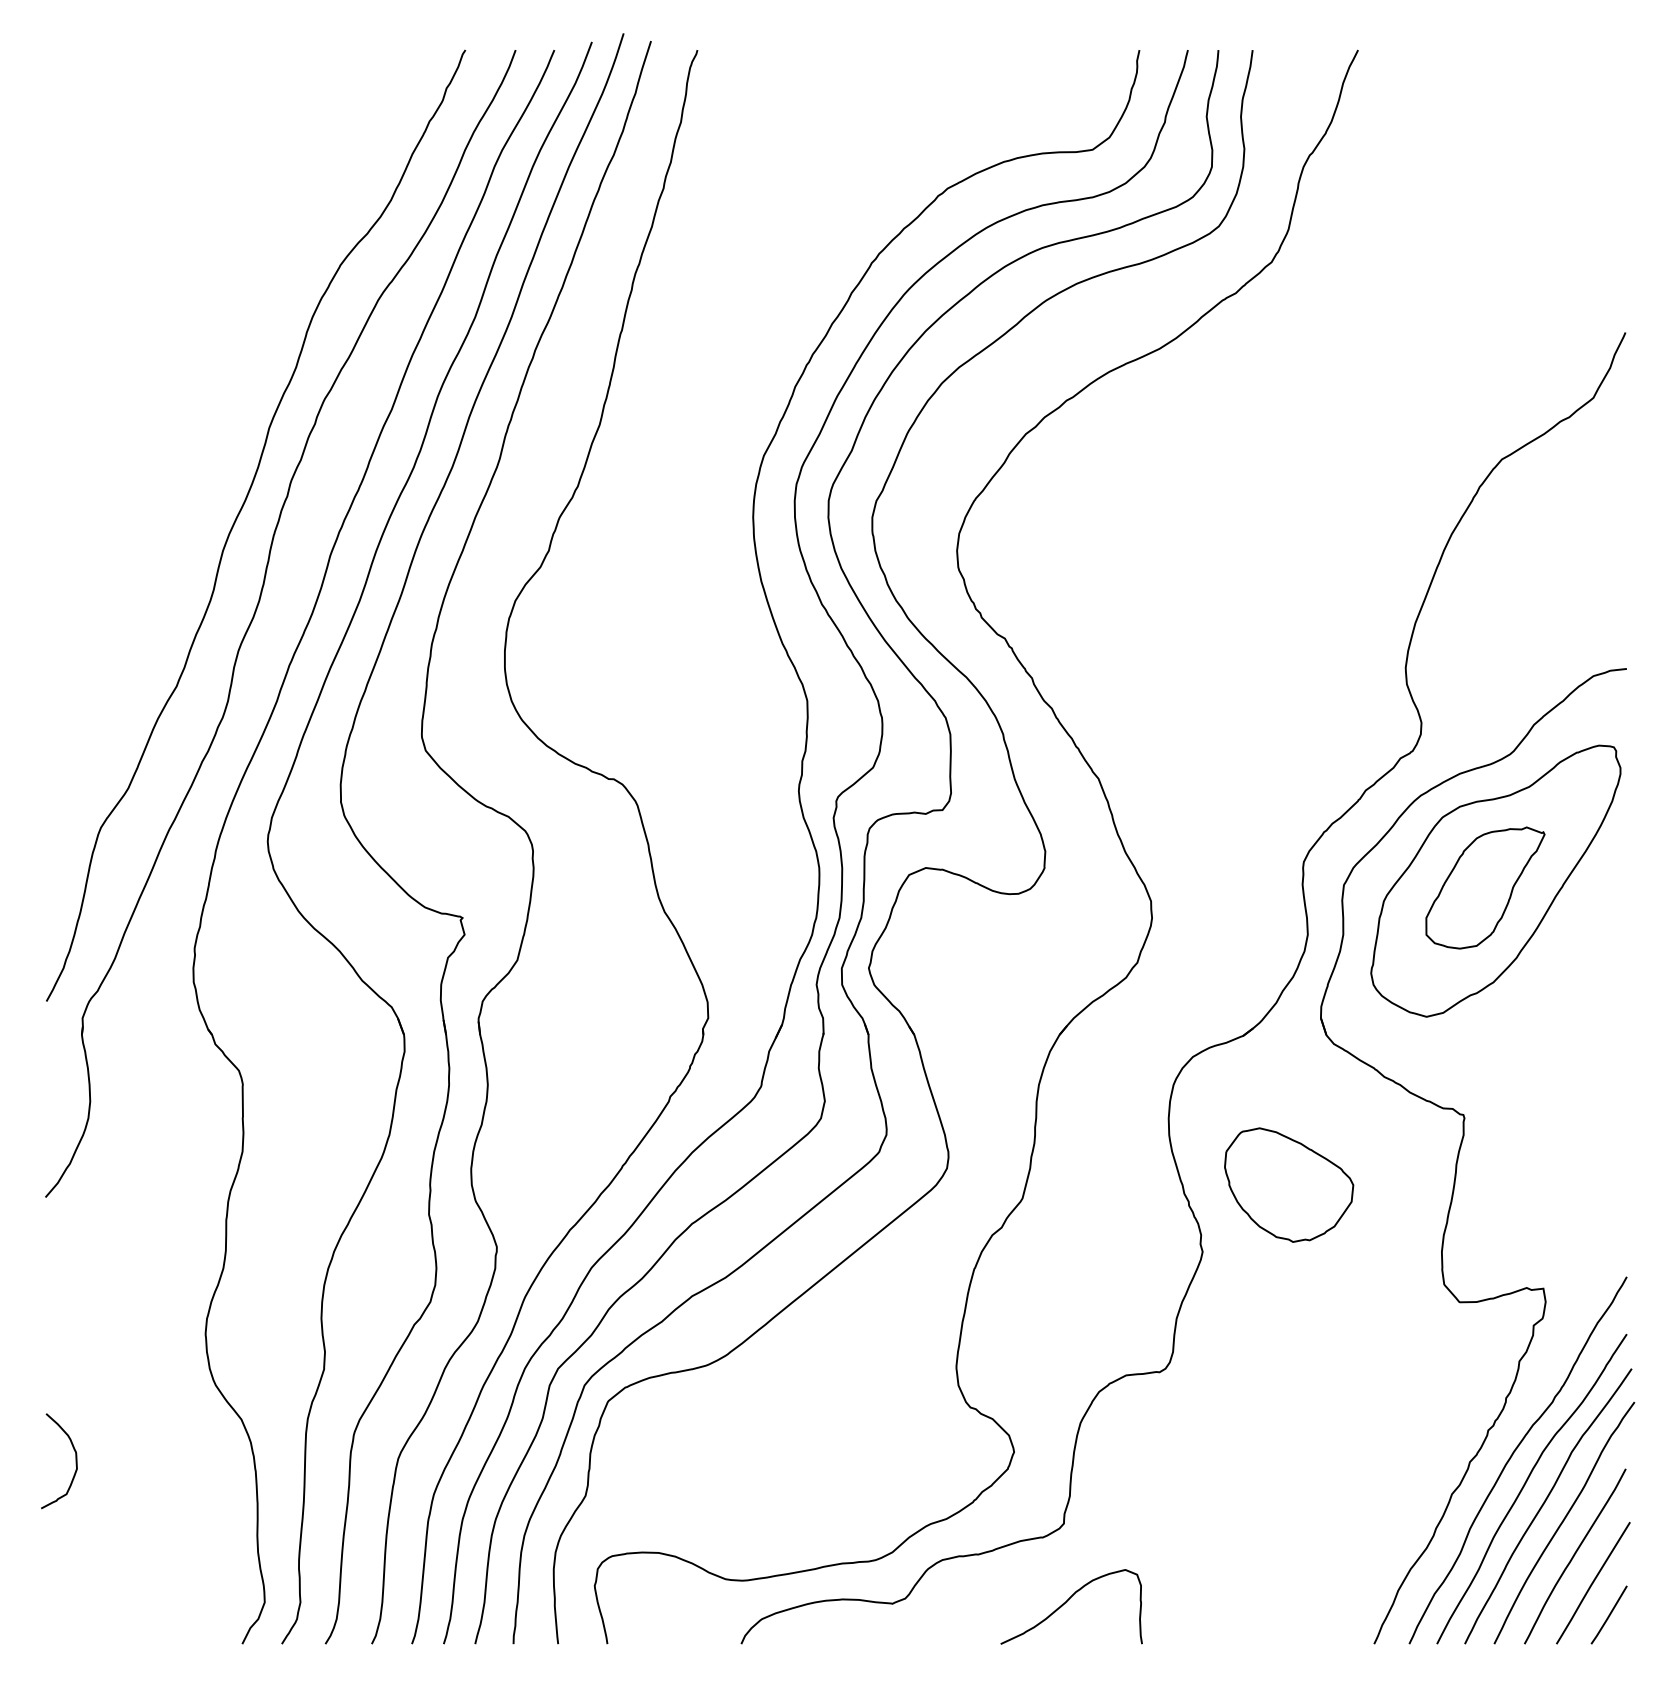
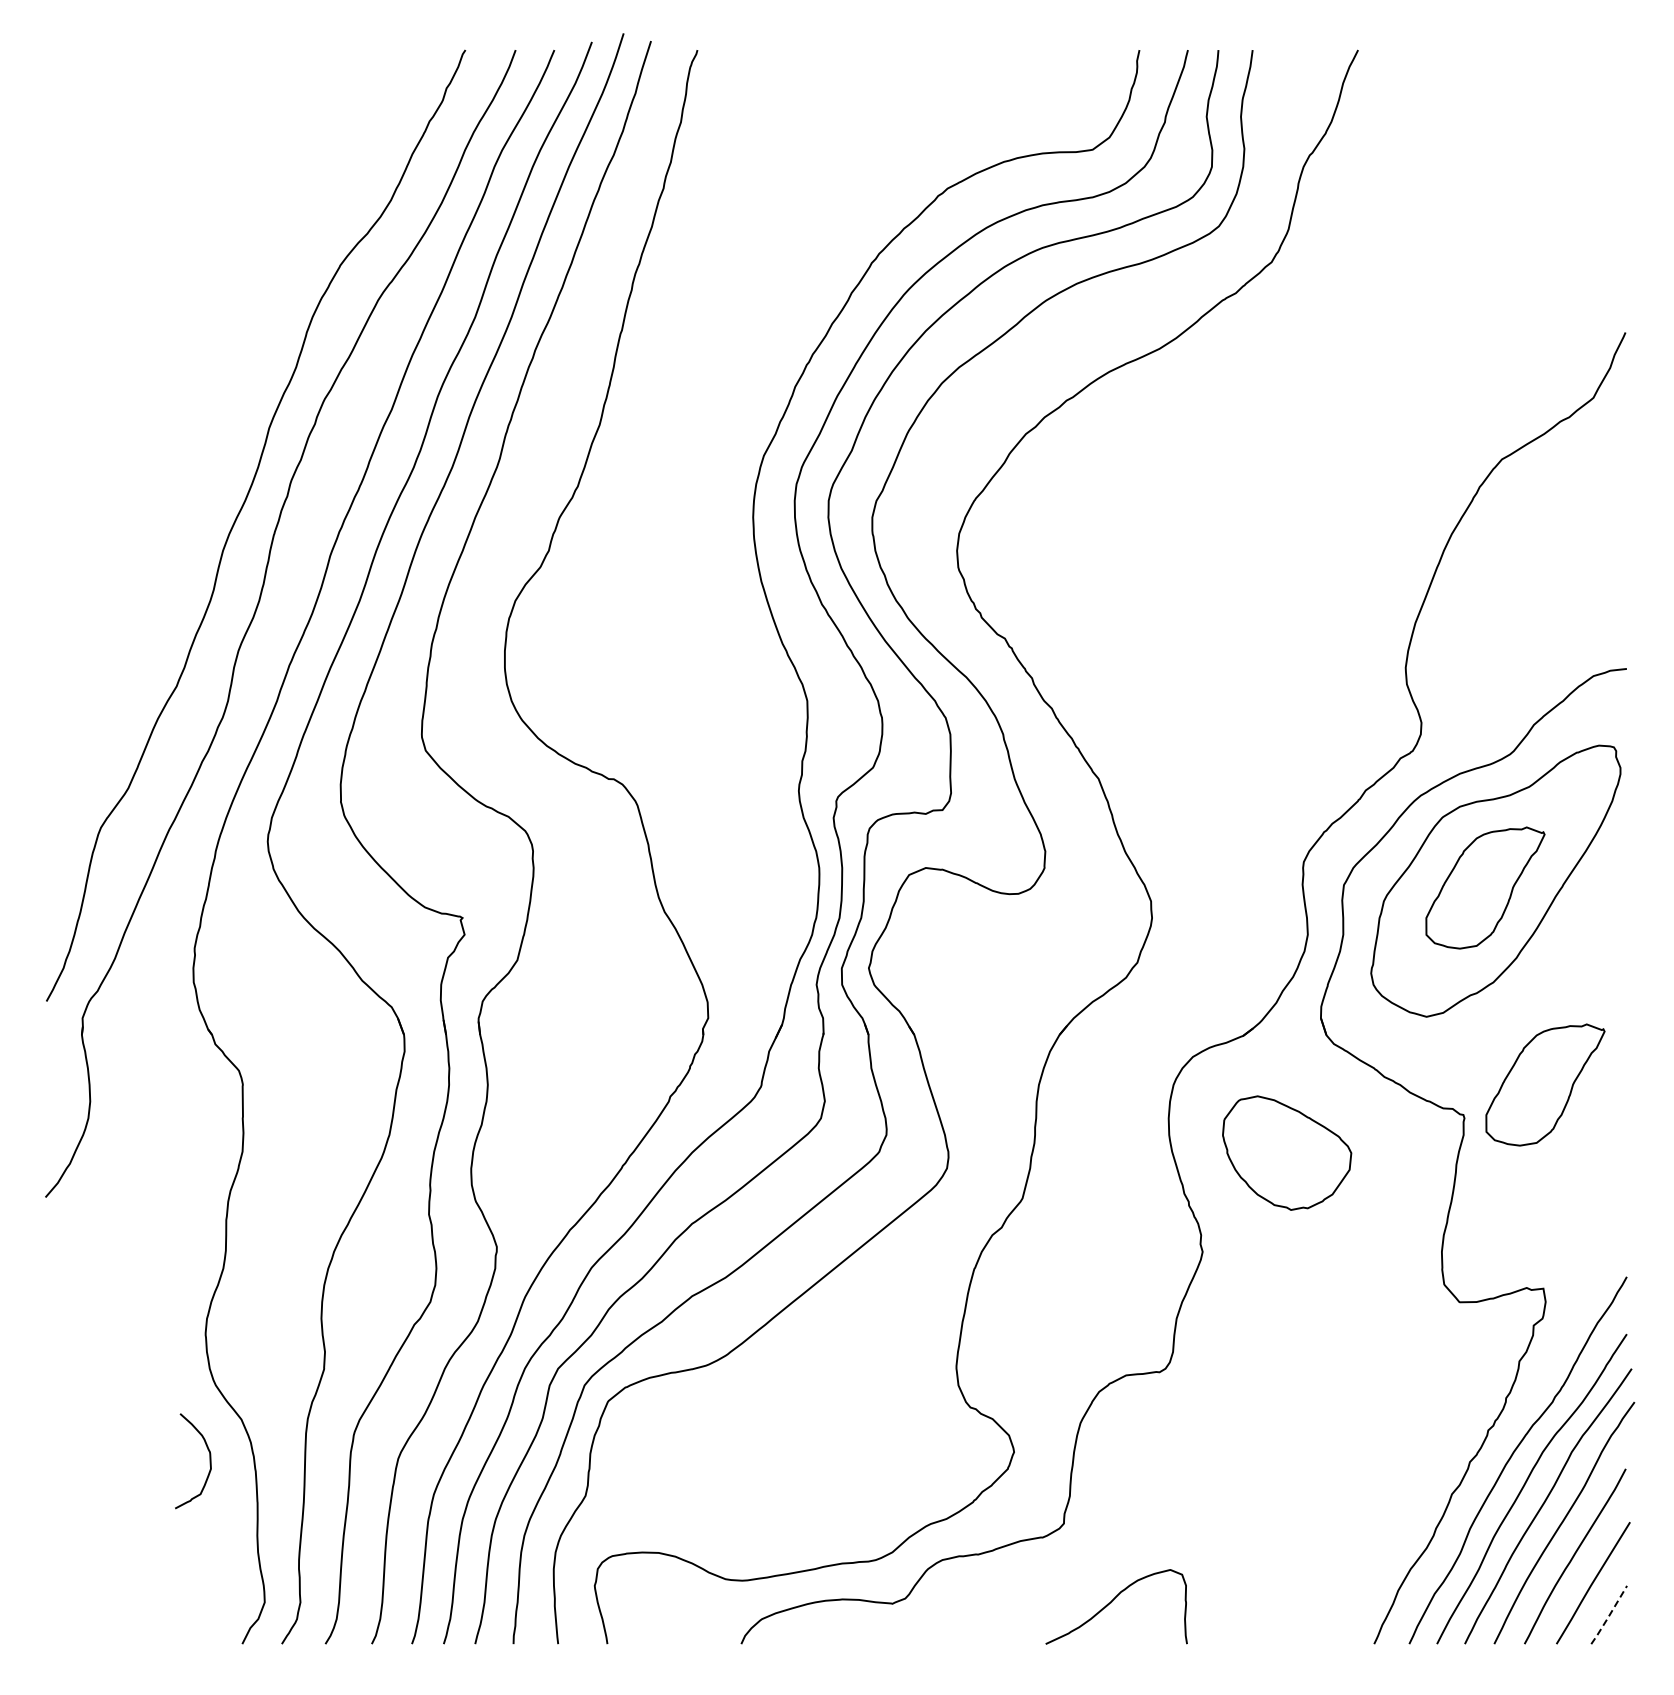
part: none -> present (1545, 1084)
part position: (1289, 1184) -> (1287, 1152) (1287, 1152)
curve position: (75, 1461) -> (209, 1461) (209, 1461)
curve position: (1067, 1602) -> (1112, 1602) (1112, 1602)
line: solid -> dashed (1608, 1616)
